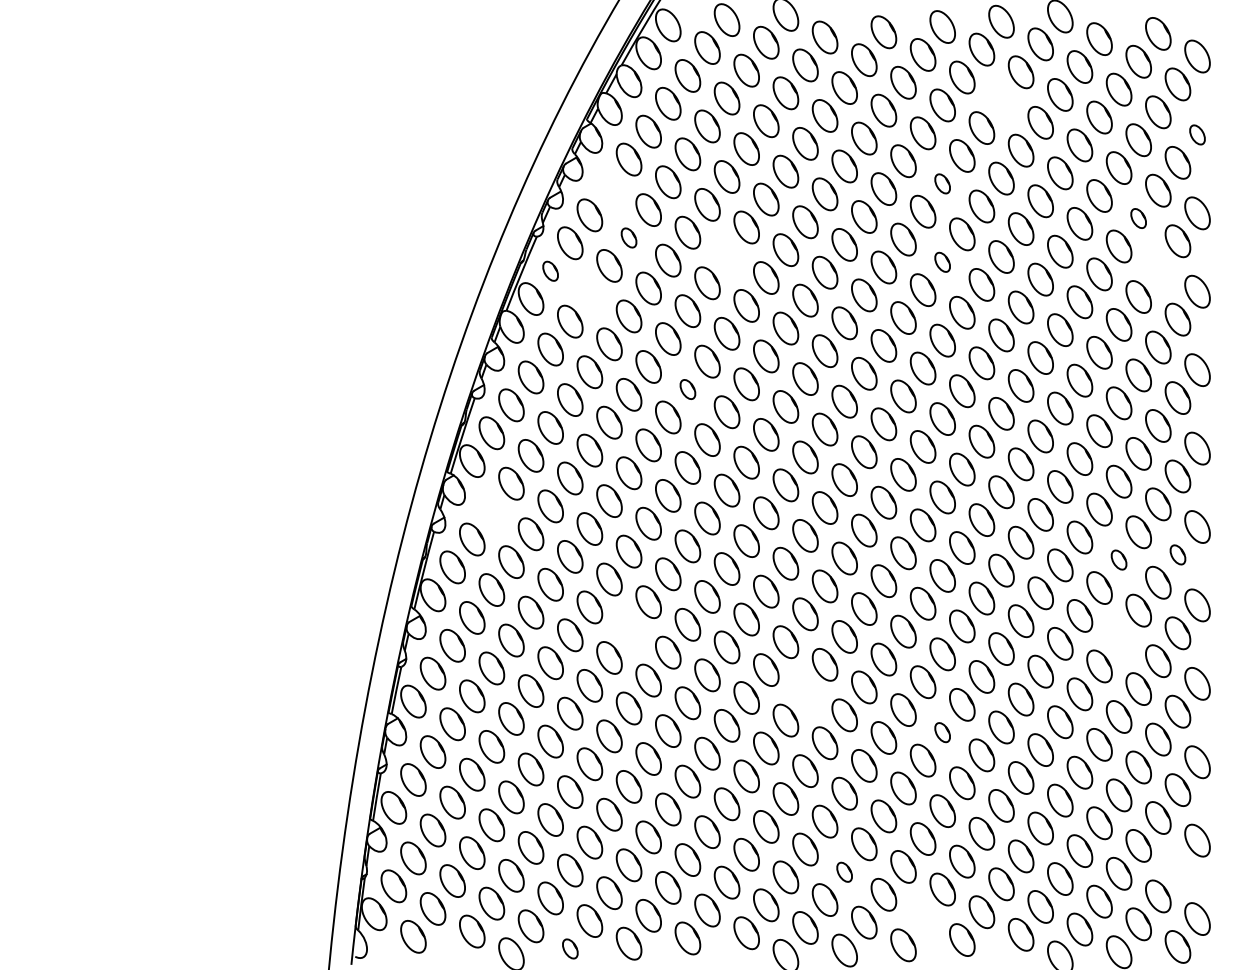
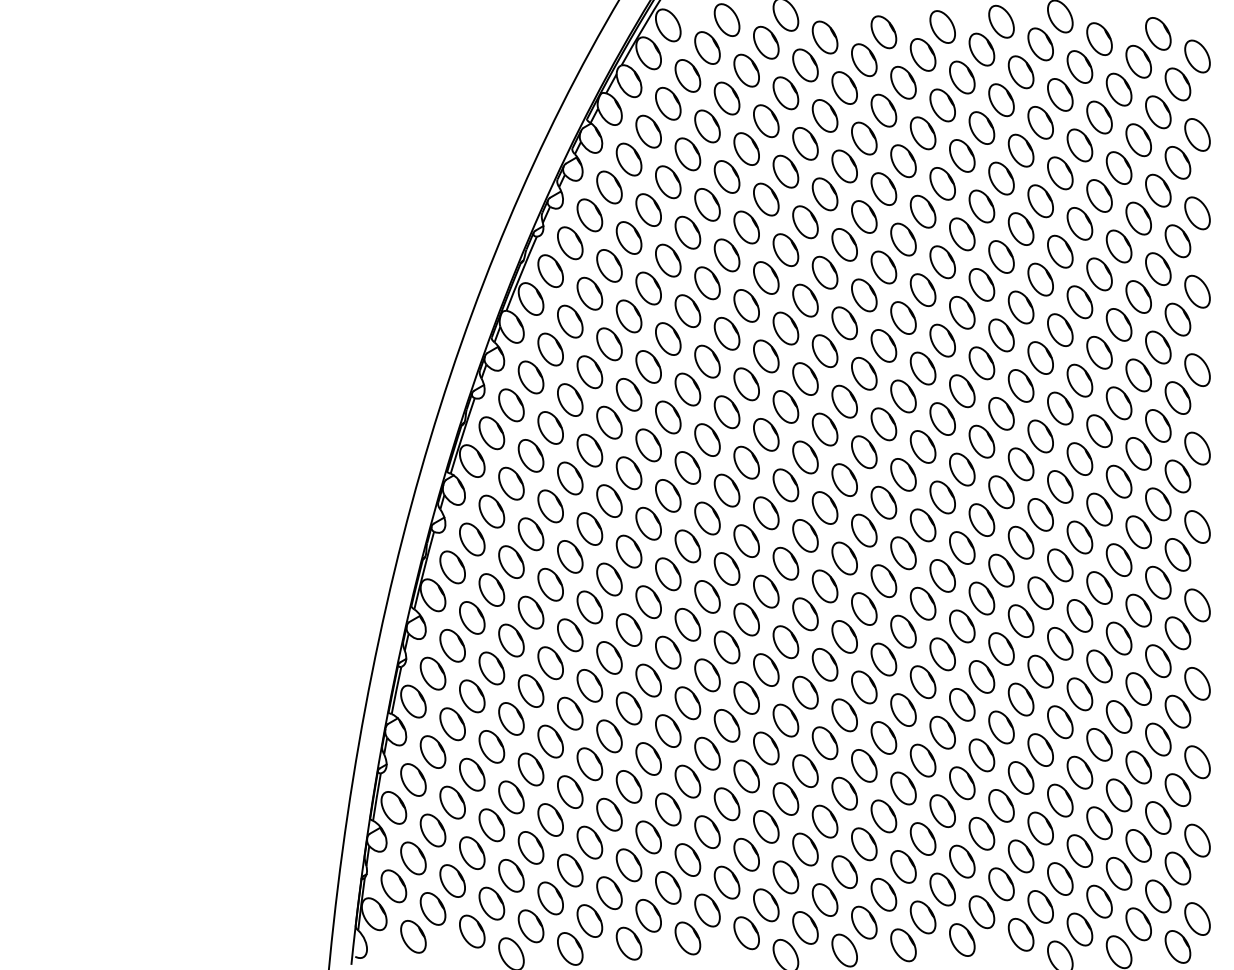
part: none -> present (1001, 100)
part size: 17x22 px -> 27x34 px (1197, 134)
part size: 17x22 px -> 27x34 px (942, 183)
part: none -> present (609, 187)
part size: 17x21 px -> 27x35 px (1138, 218)
part size: 18x22 px -> 28x34 px (628, 237)
part: none -> present (726, 255)
part size: 17x22 px -> 27x35 px (942, 262)
part: none -> present (1158, 268)
part size: 17x22 px -> 27x35 px (550, 271)
part: none -> present (589, 293)
part size: 18x21 px -> 28x35 px (687, 389)
part: none -> present (491, 511)
part size: 18x22 px -> 28x34 px (1177, 554)
part size: 18x22 px -> 28x34 px (1118, 559)
part: none -> present (628, 629)
part: none -> present (1118, 638)
part: none -> present (805, 692)
part size: 17x22 px -> 27x35 px (942, 732)
part: none -> present (1177, 868)
part size: 17x22 px -> 27x35 px (844, 872)
part: none -> present (922, 917)
part size: 17x22 px -> 27x34 px (570, 948)
